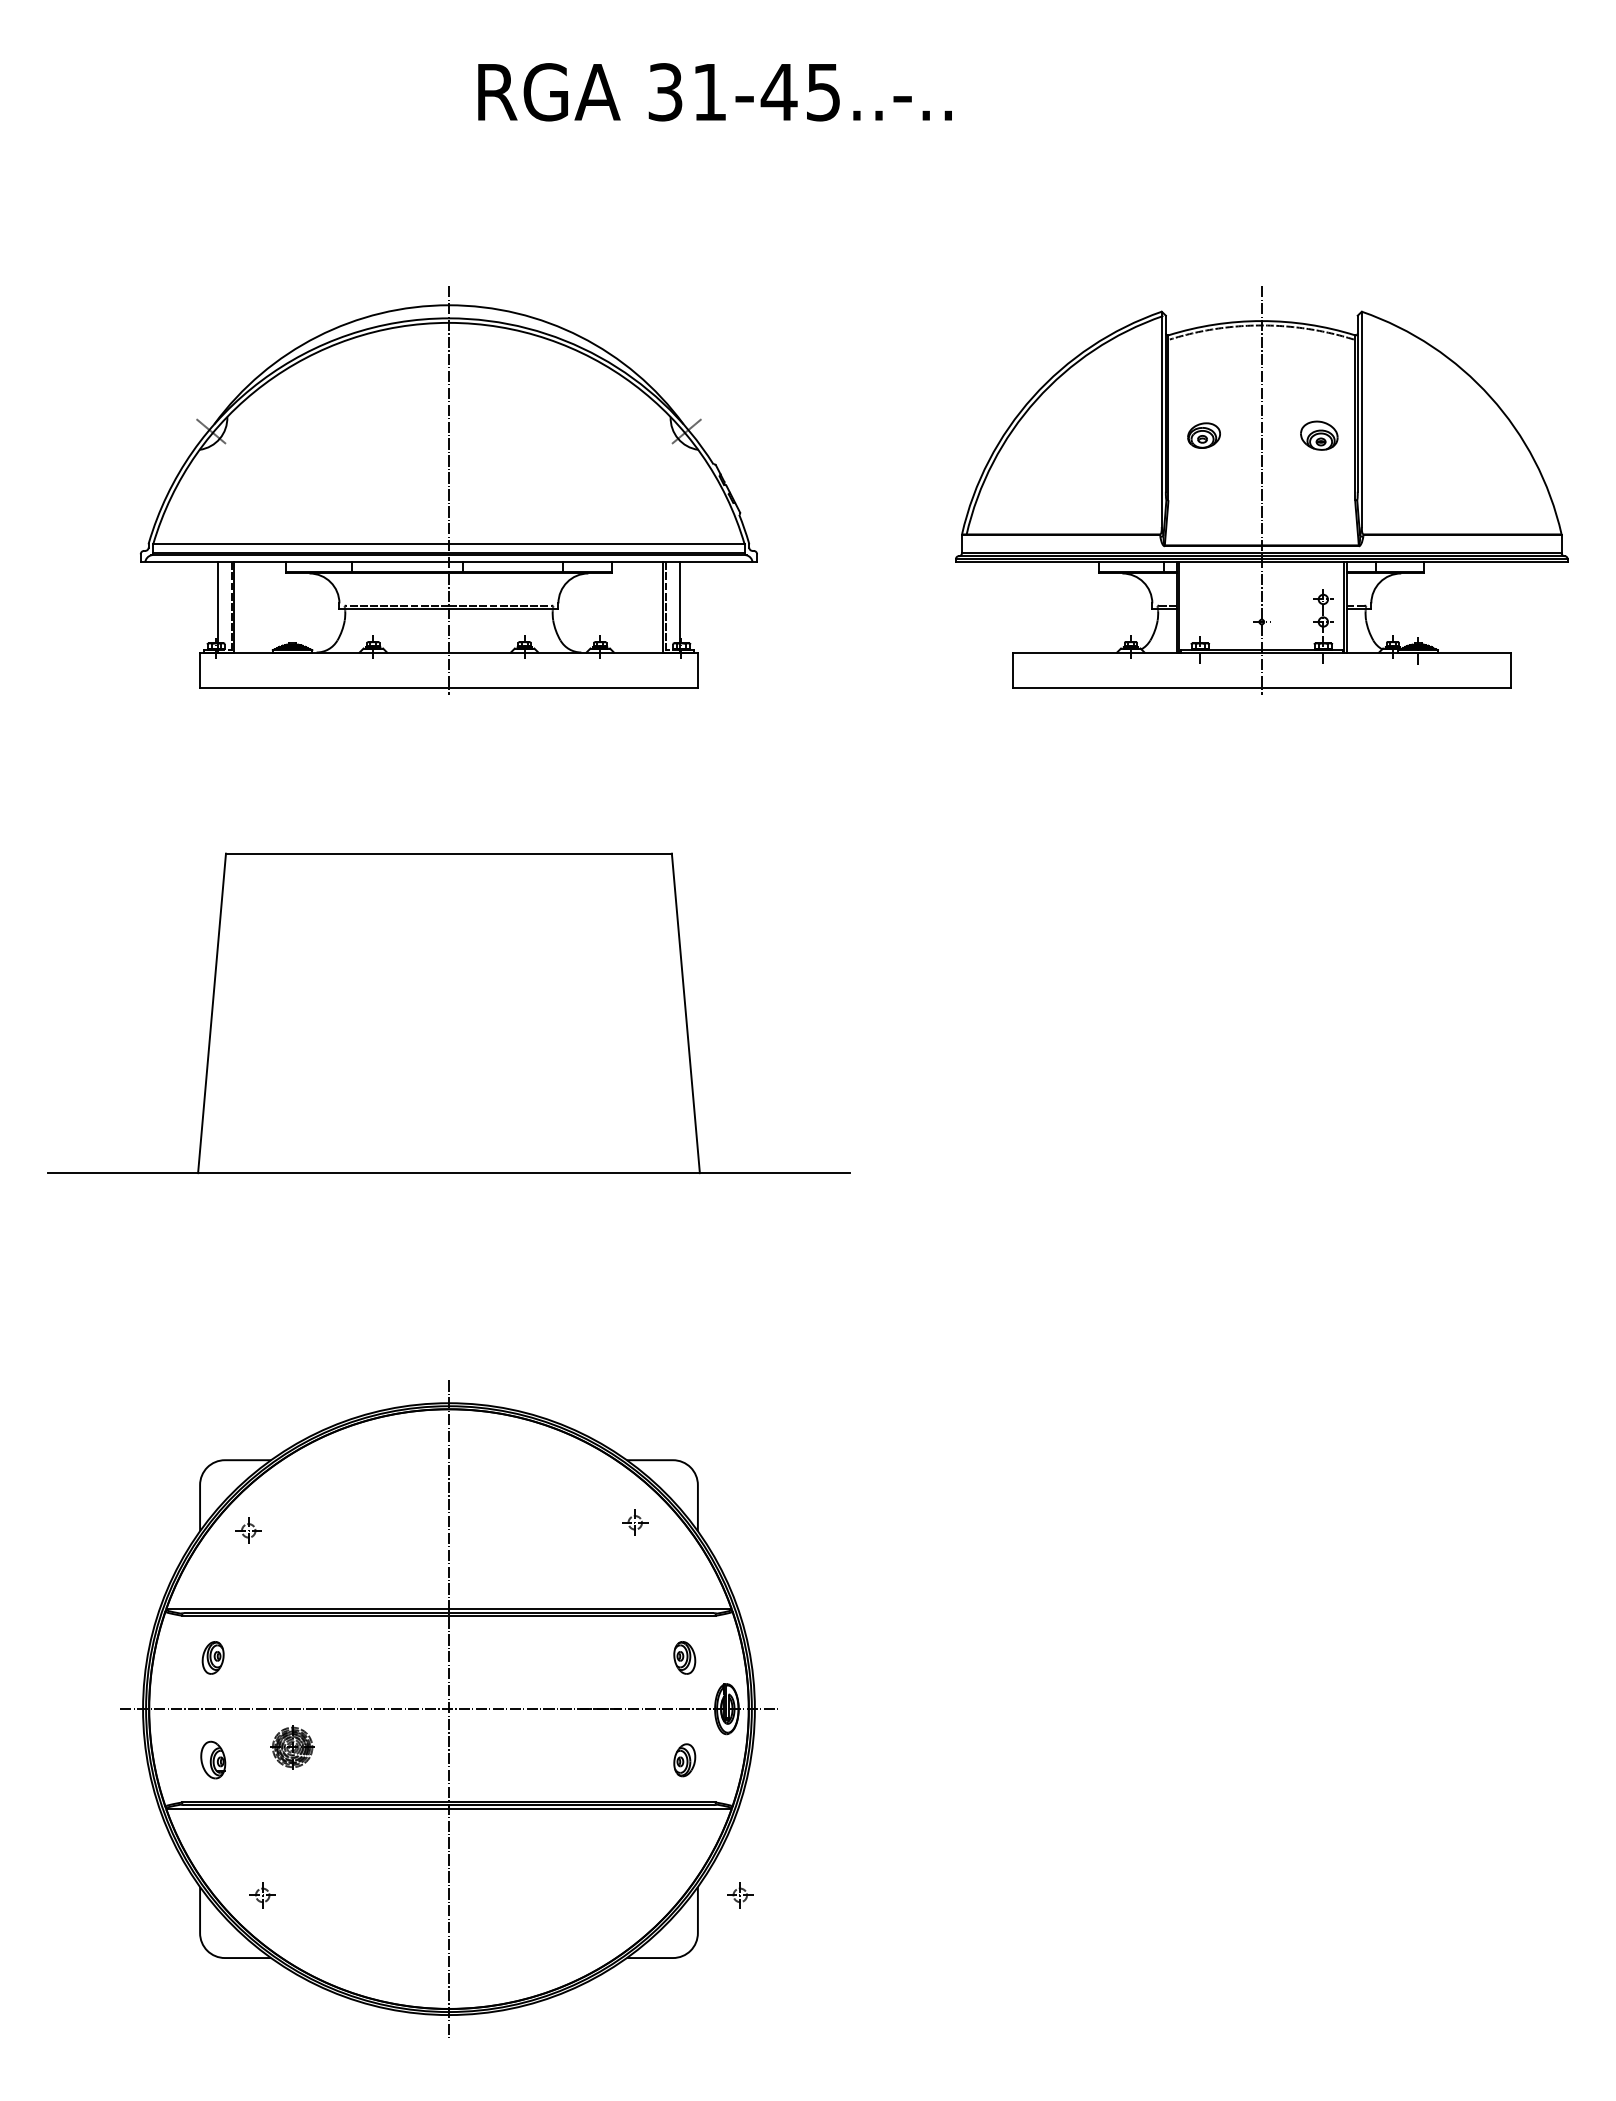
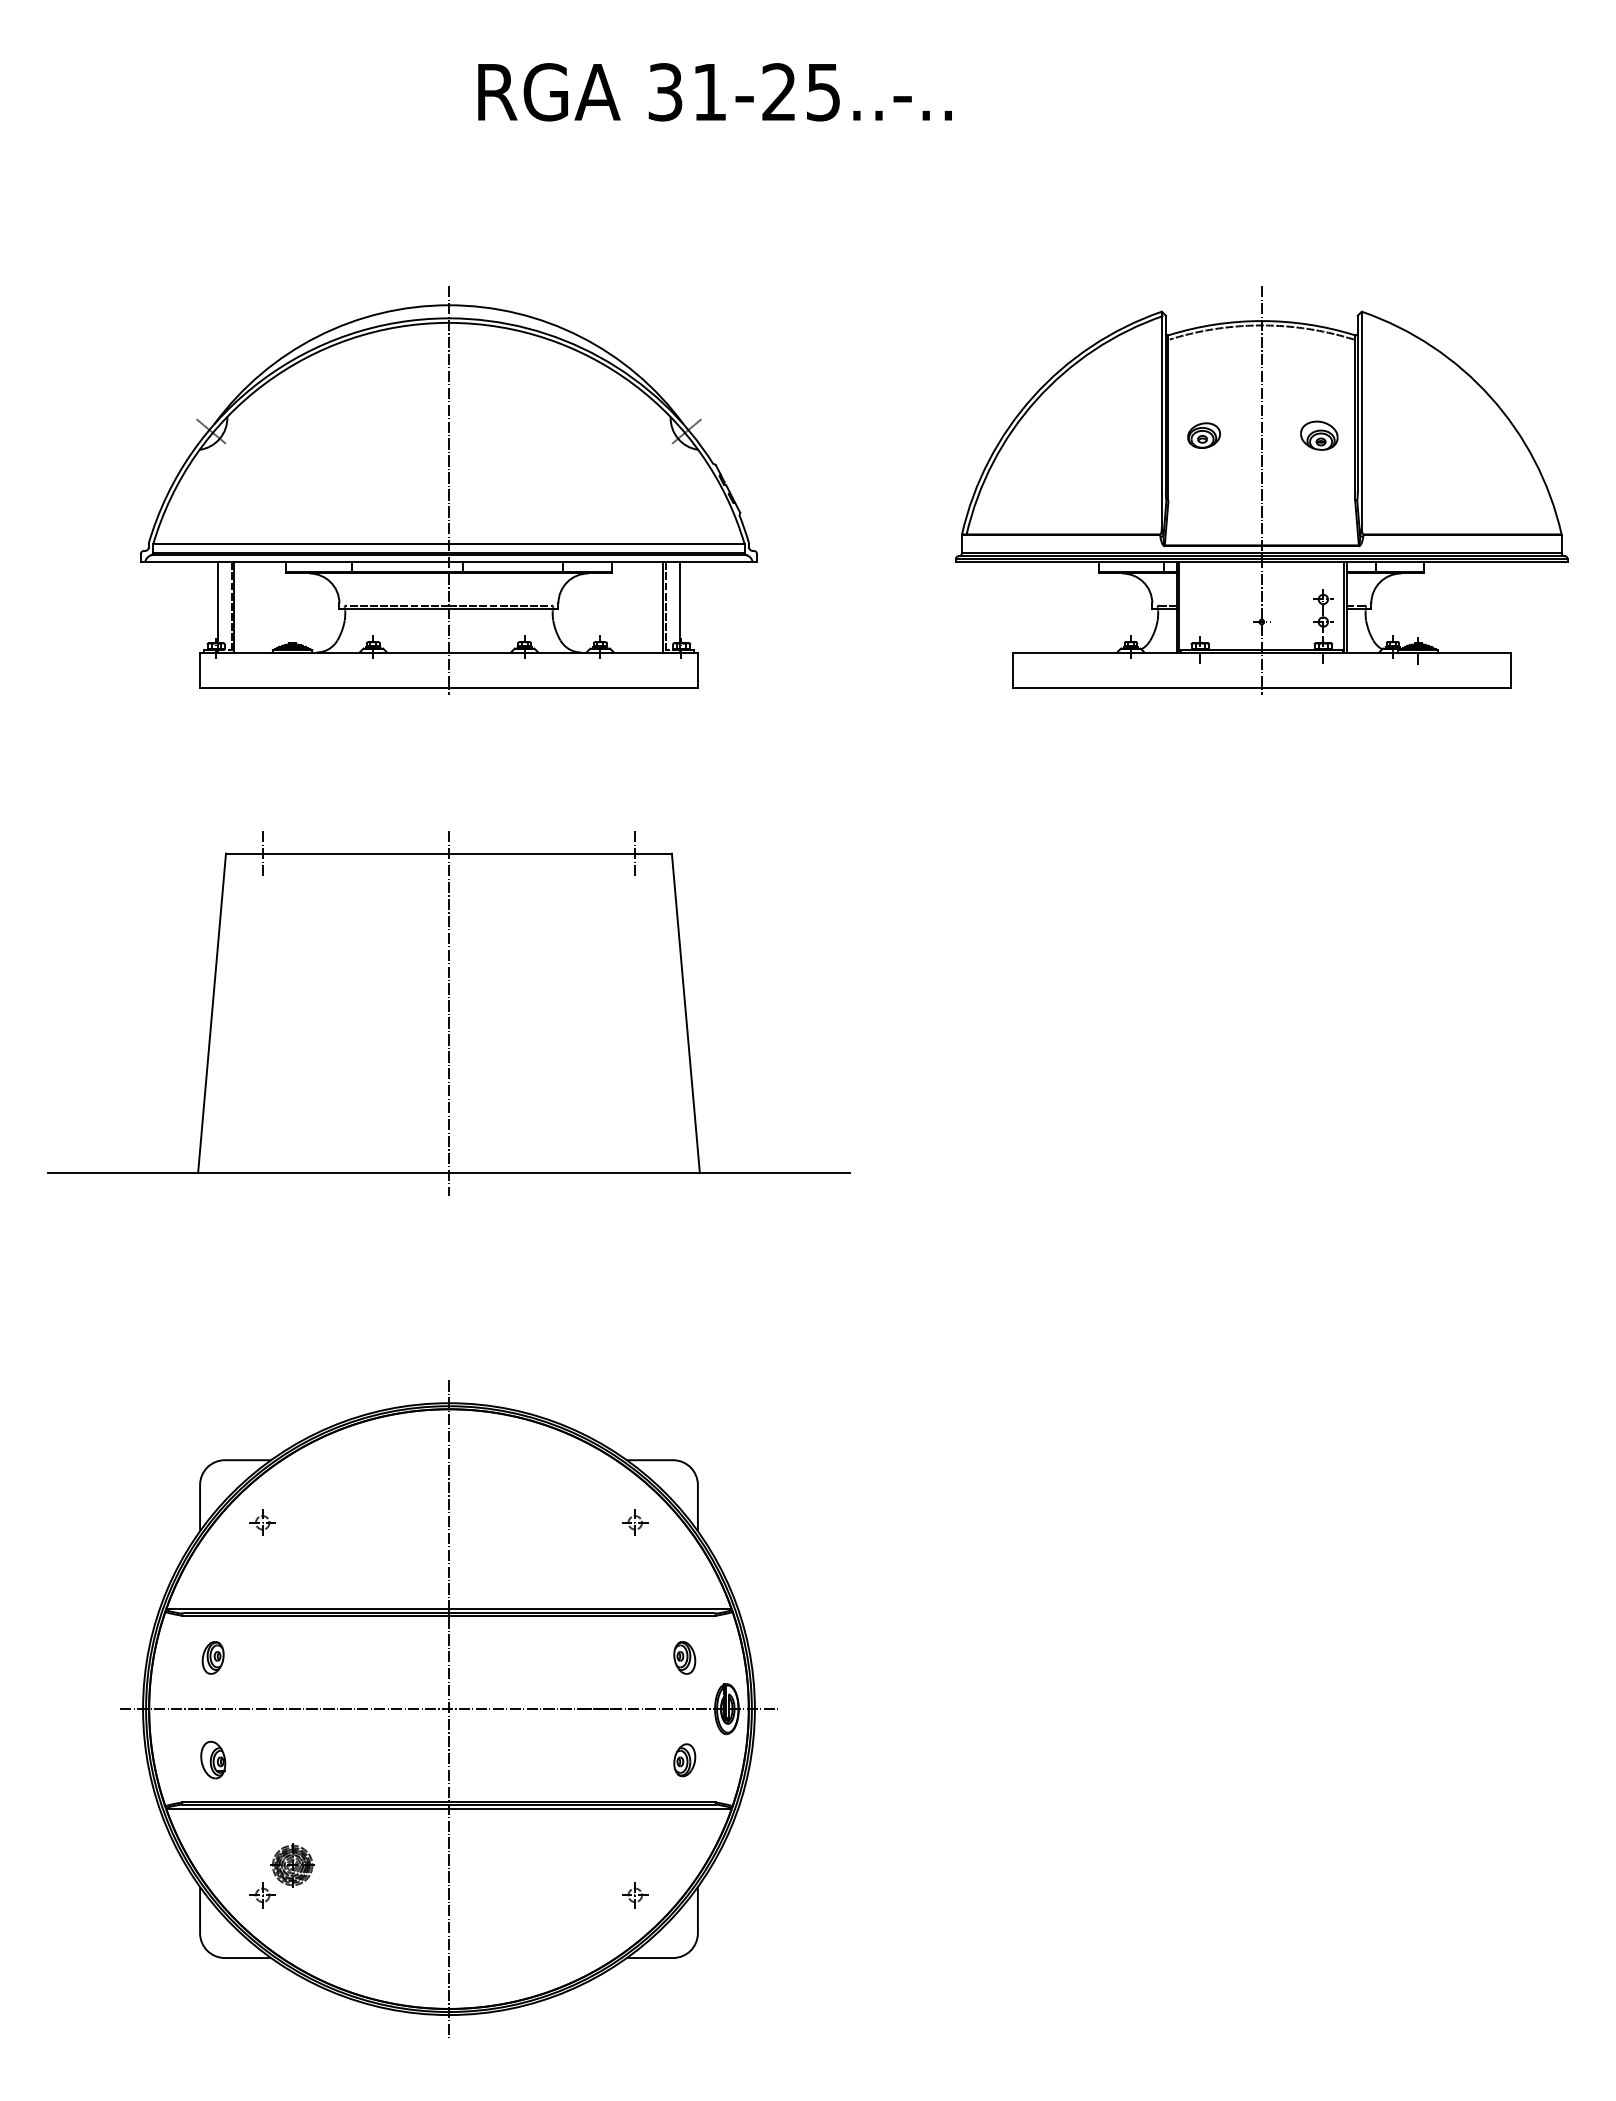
text: 31-45..-.. -> 31-25..-.. (778, 91)
line: none -> present (262, 853)
line: none -> present (635, 853)
line: none -> present (448, 1013)
part position: (248, 1530) -> (262, 1522) (262, 1522)
part position: (292, 1747) -> (292, 1865) (292, 1865)
part position: (740, 1895) -> (635, 1895) (635, 1895)
